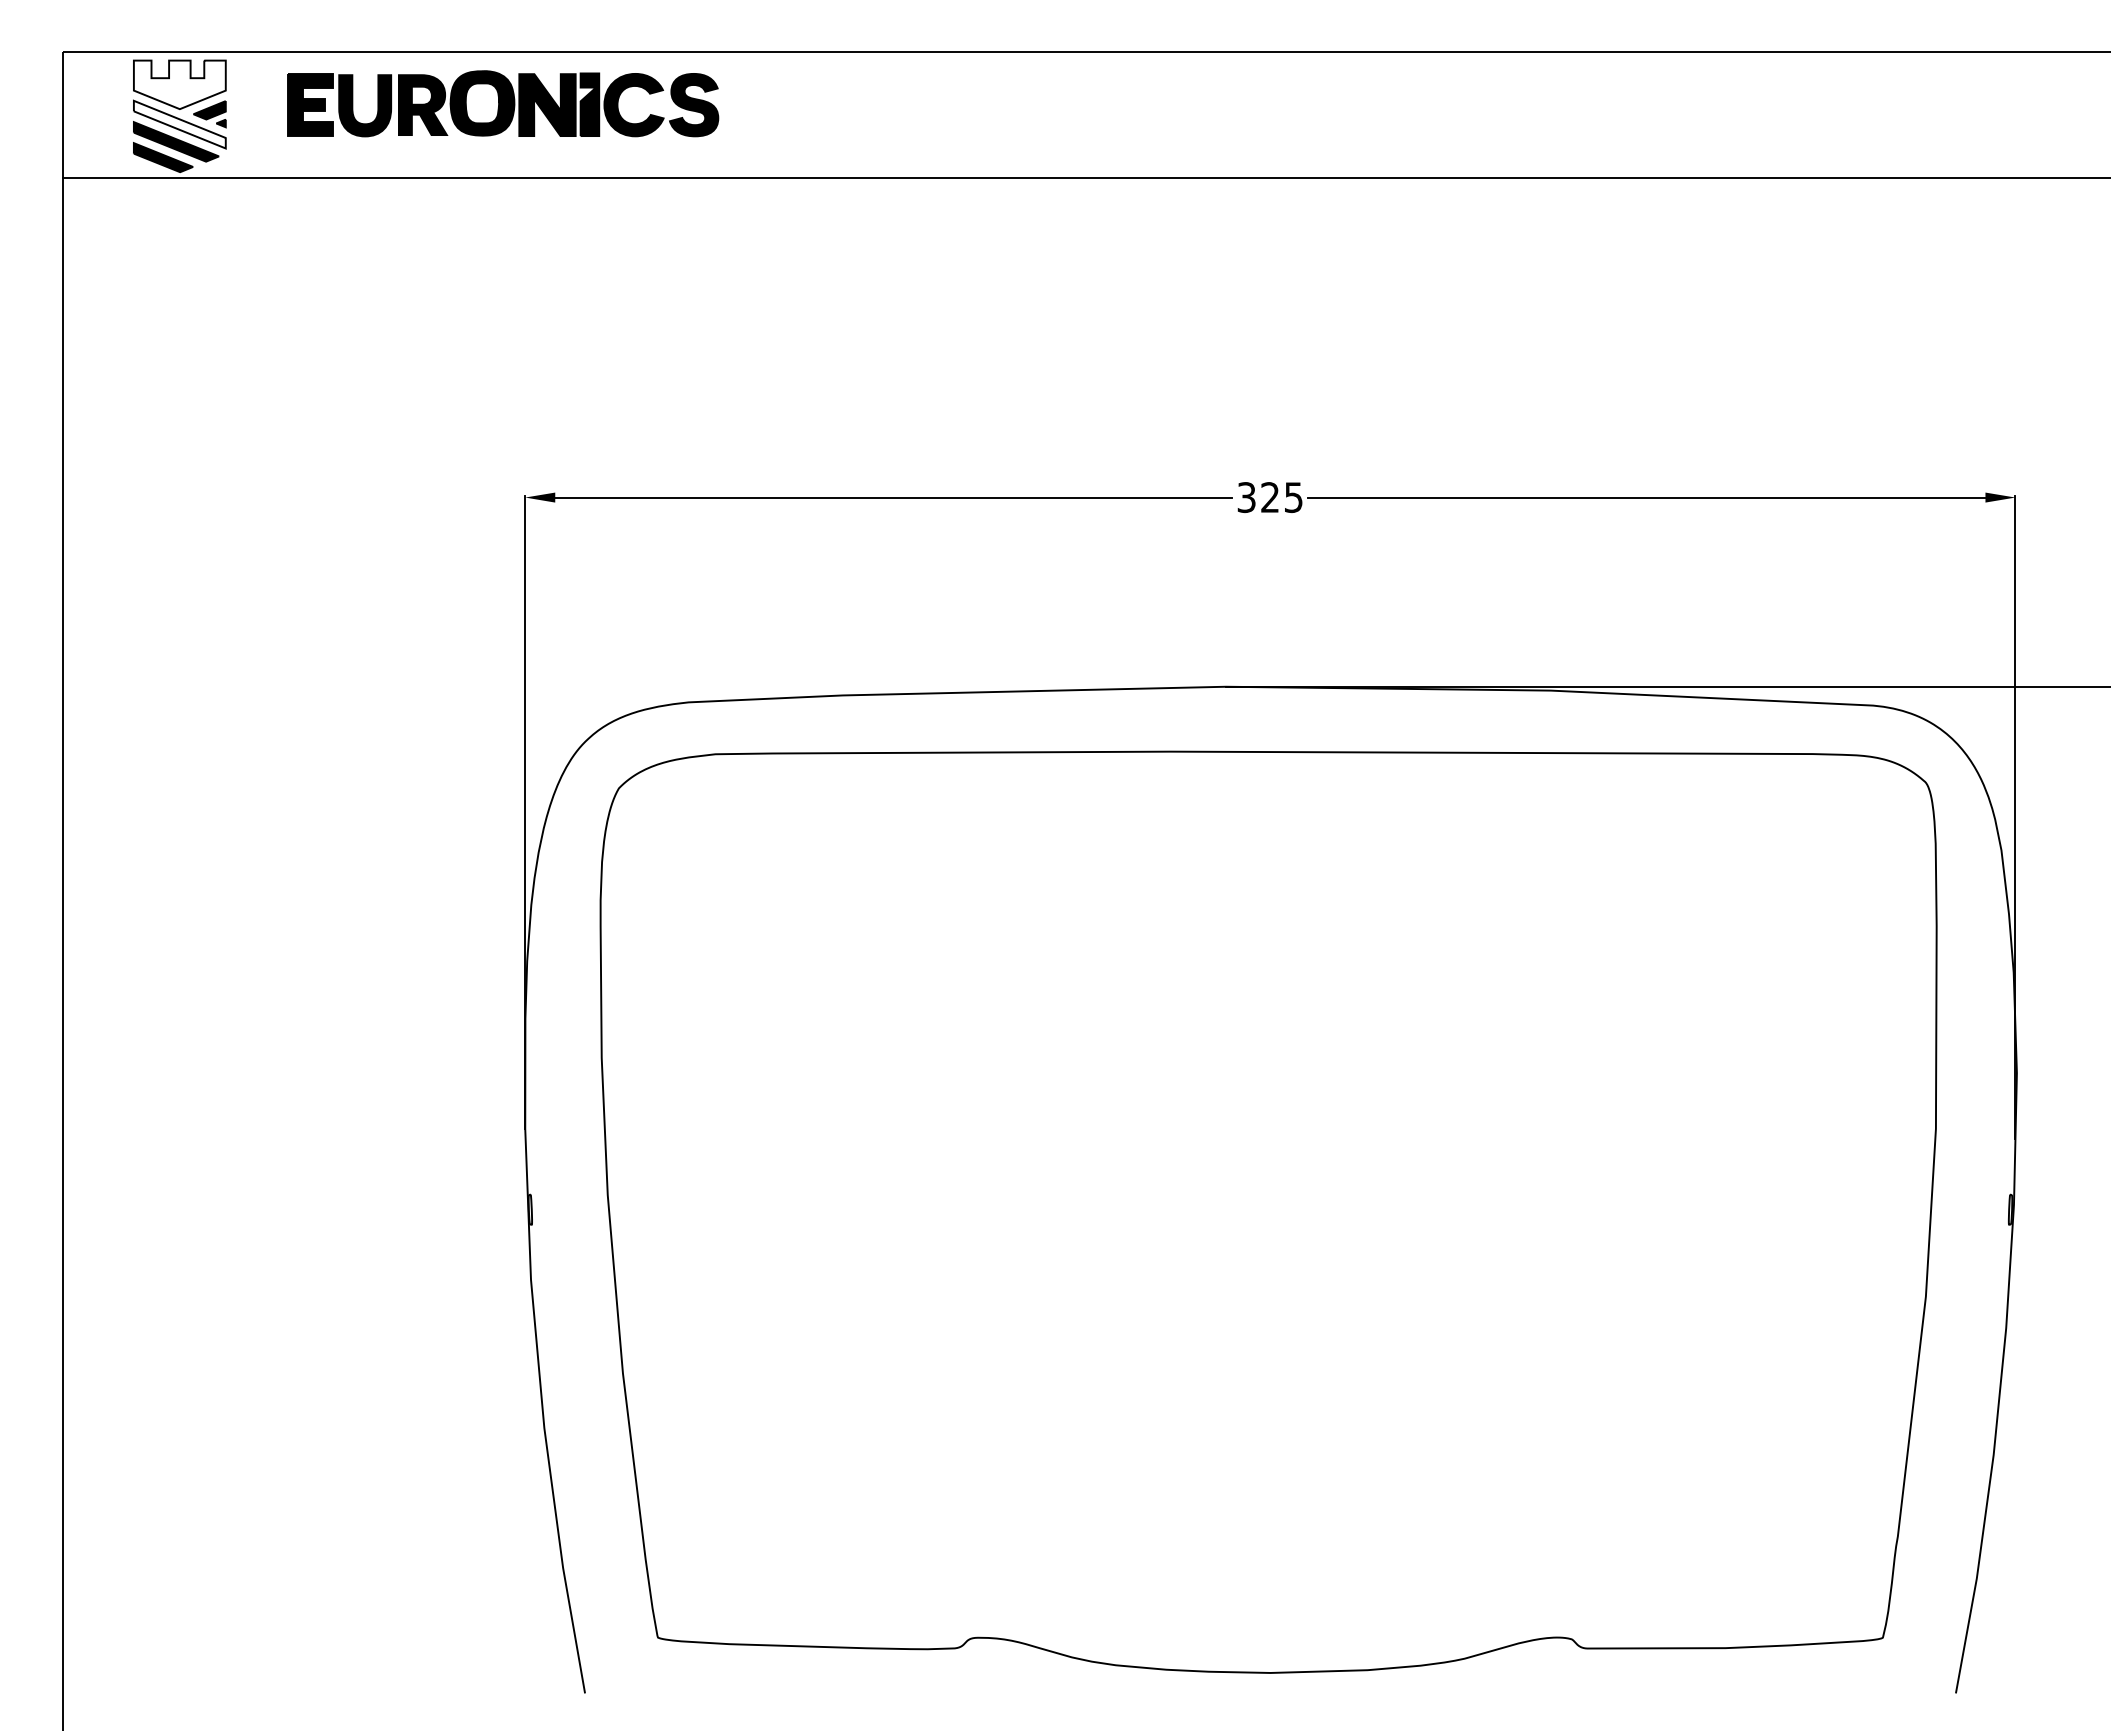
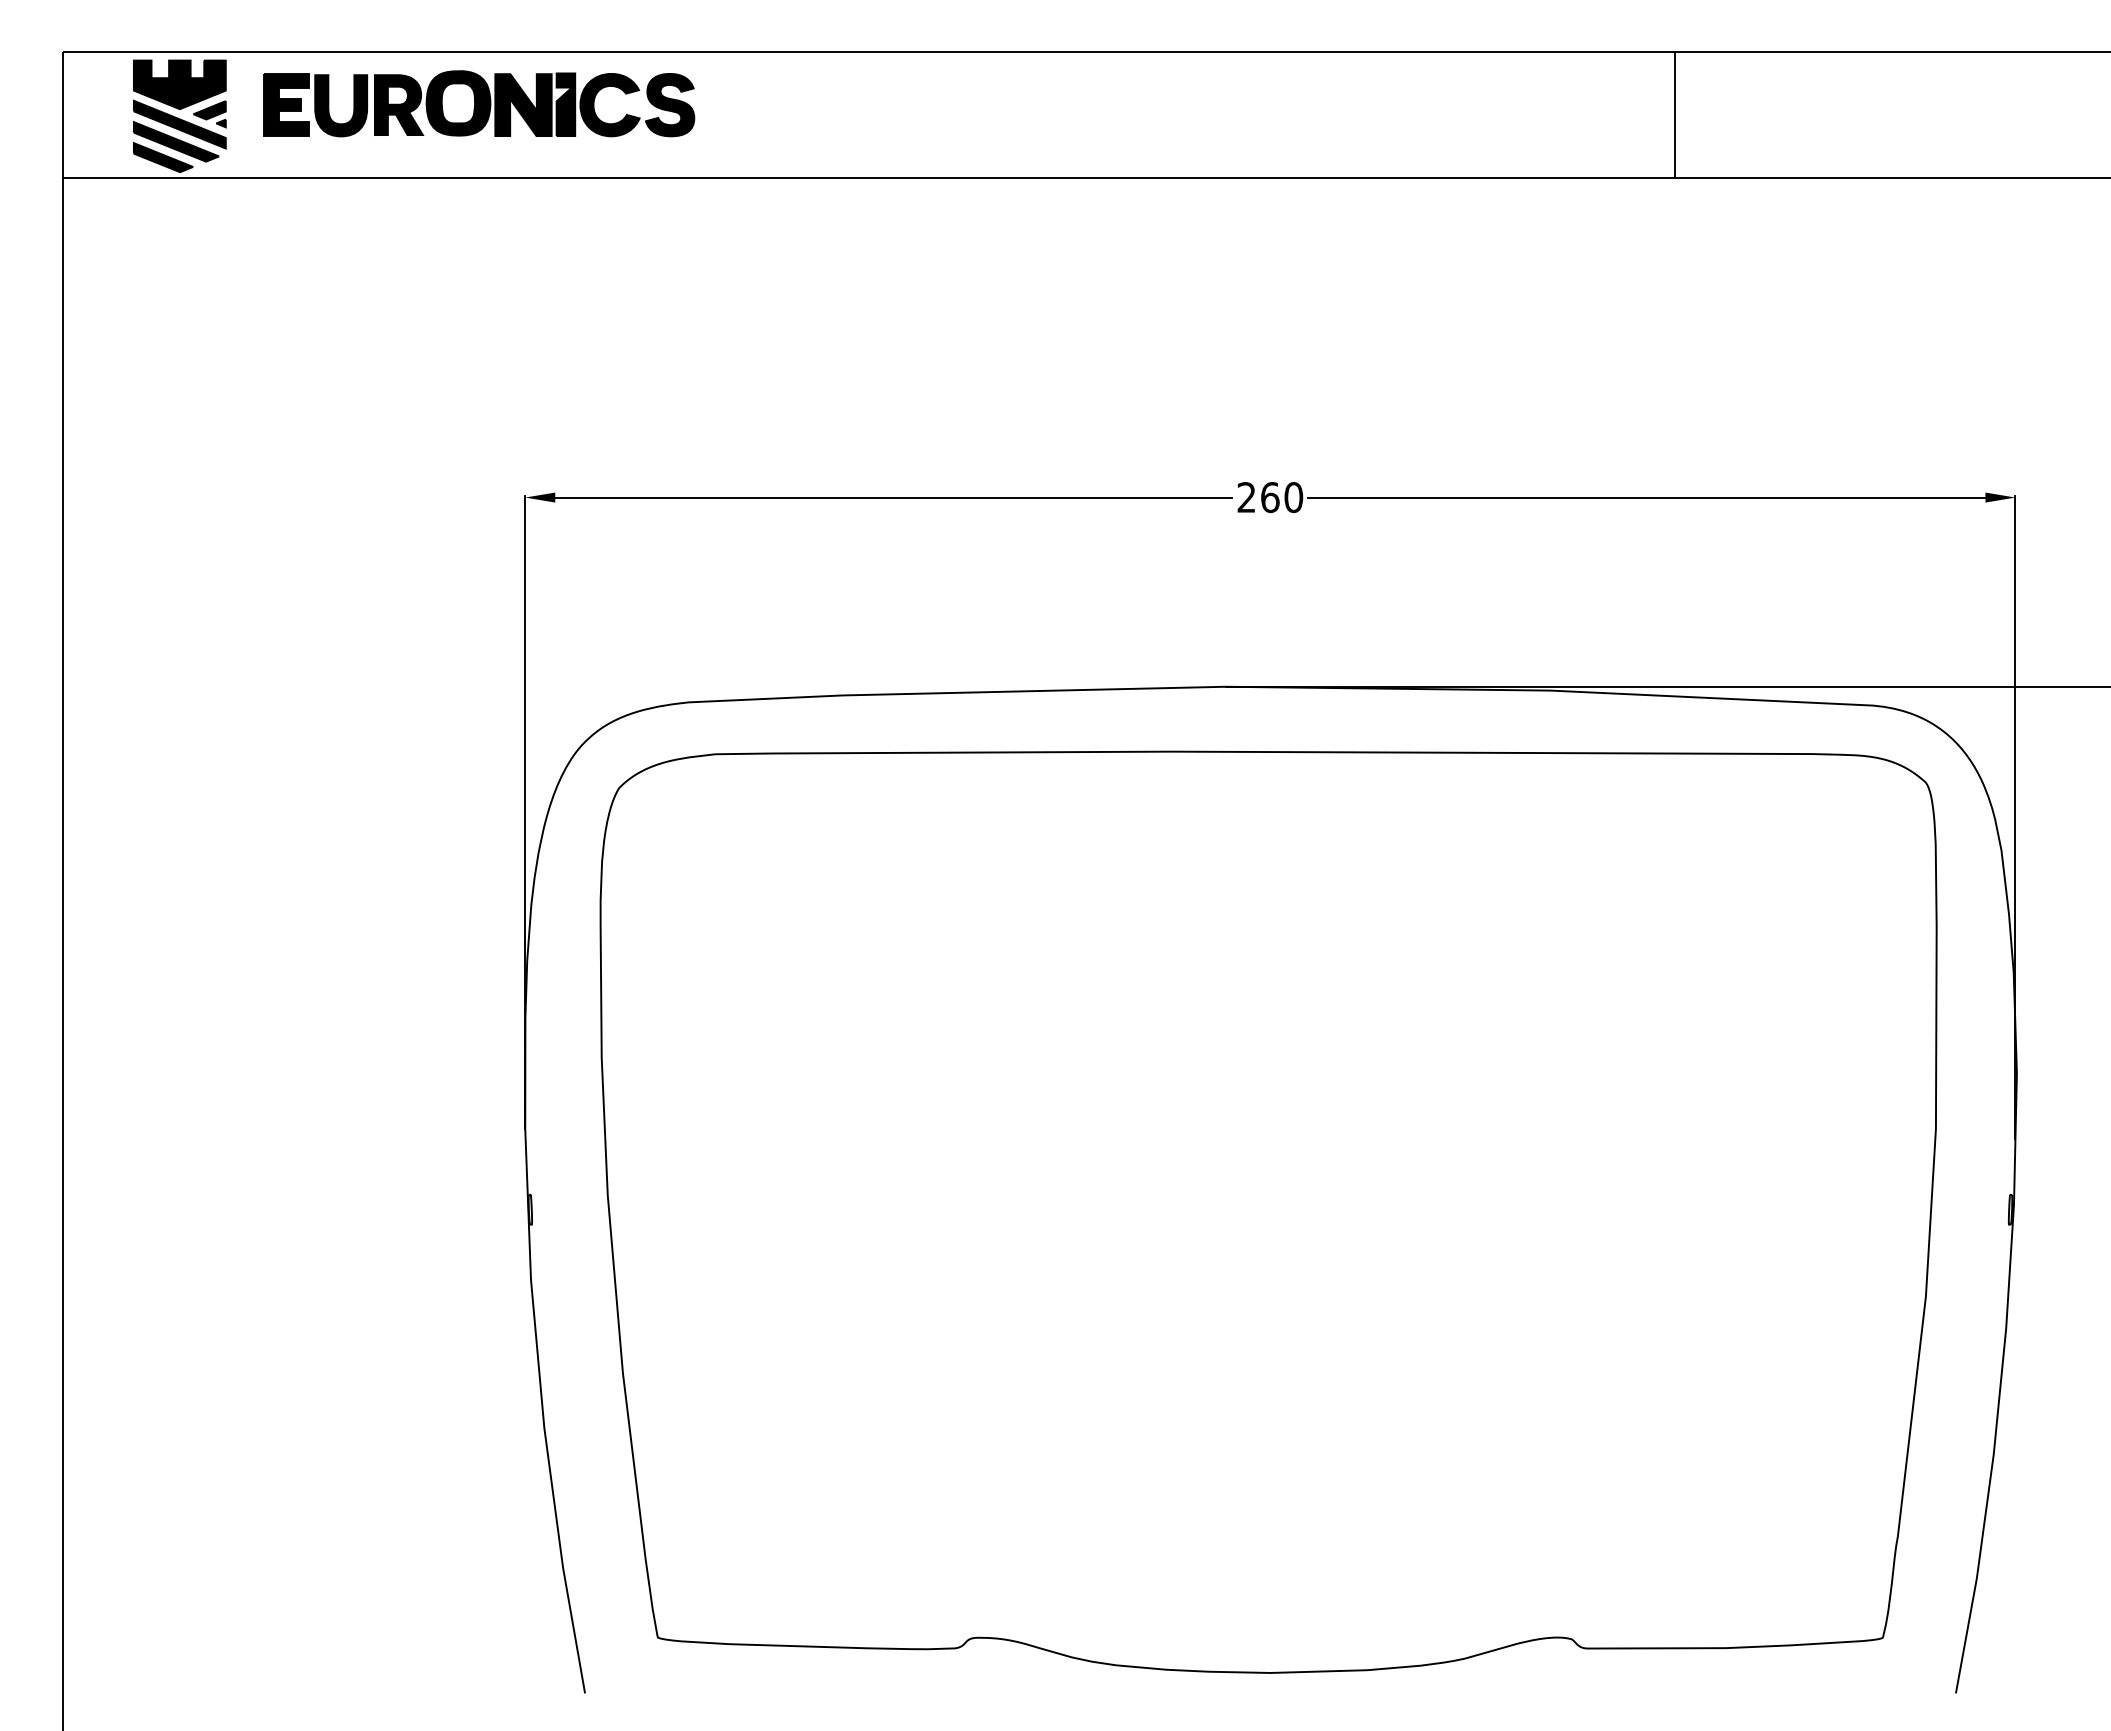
fill: none -> present (179, 84)
part position: (503, 103) -> (479, 103) (479, 103)
line: none -> present (1674, 115)
fill: none -> present (179, 124)
text: 325 -> 260 (1270, 497)
